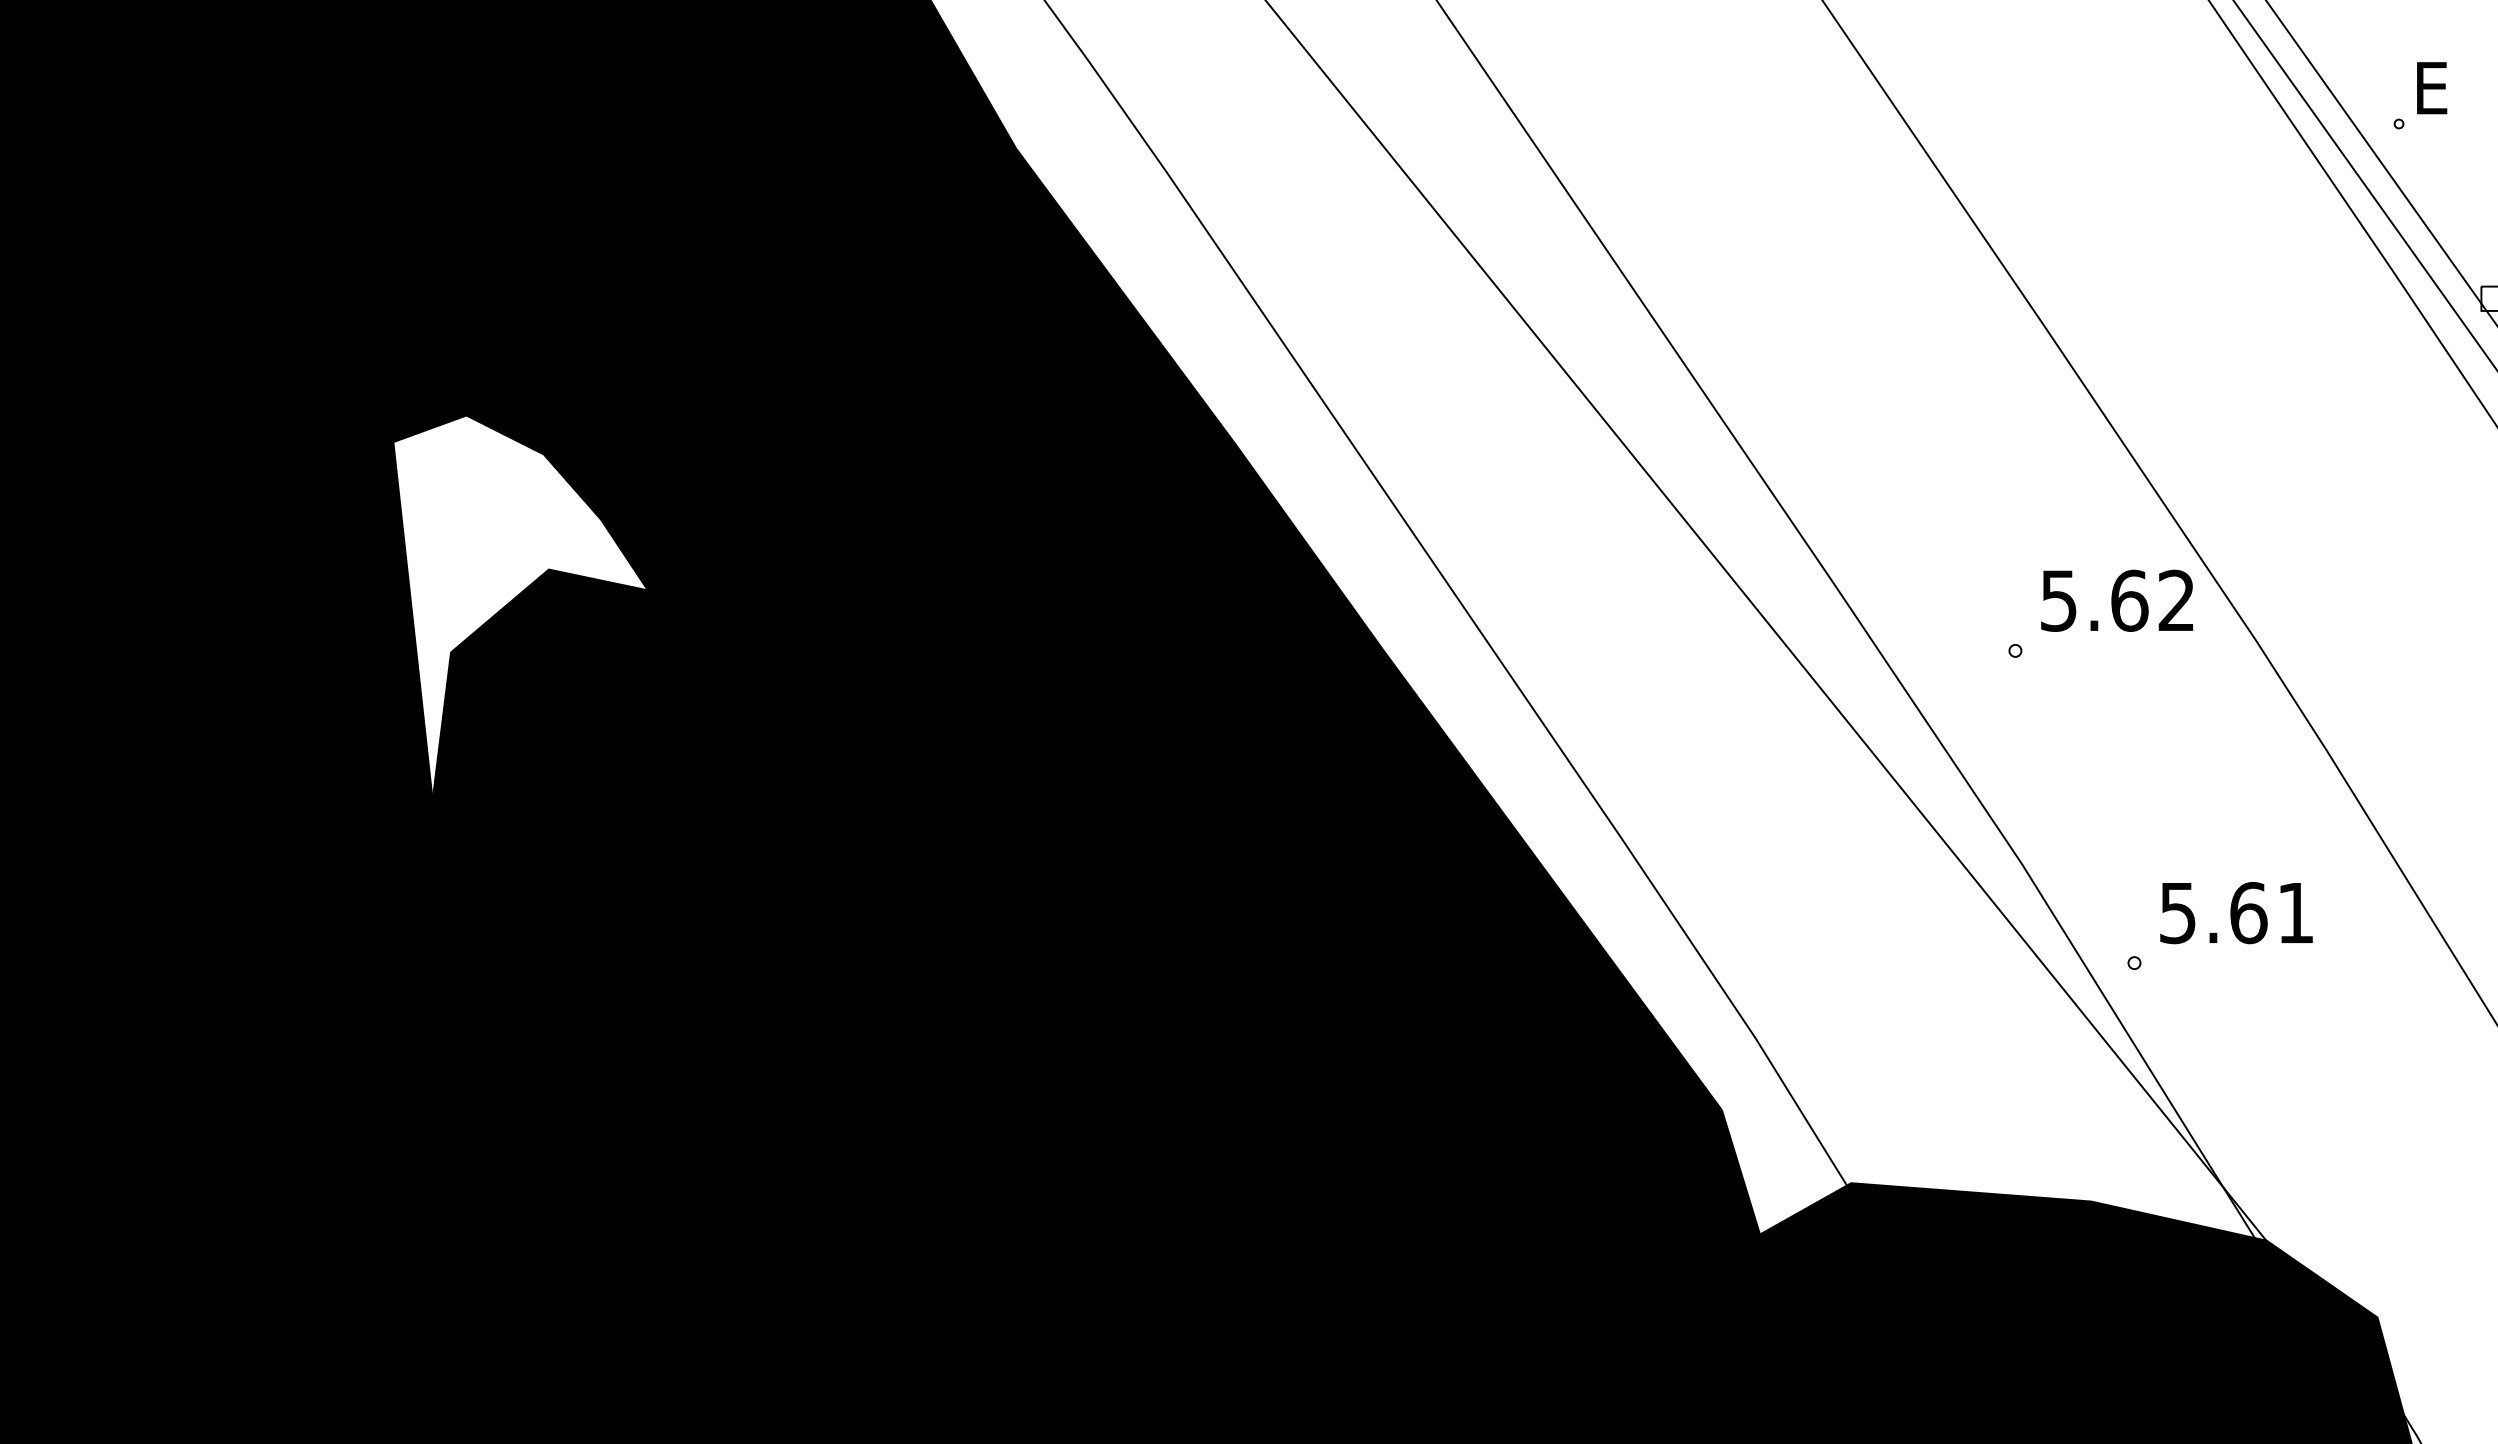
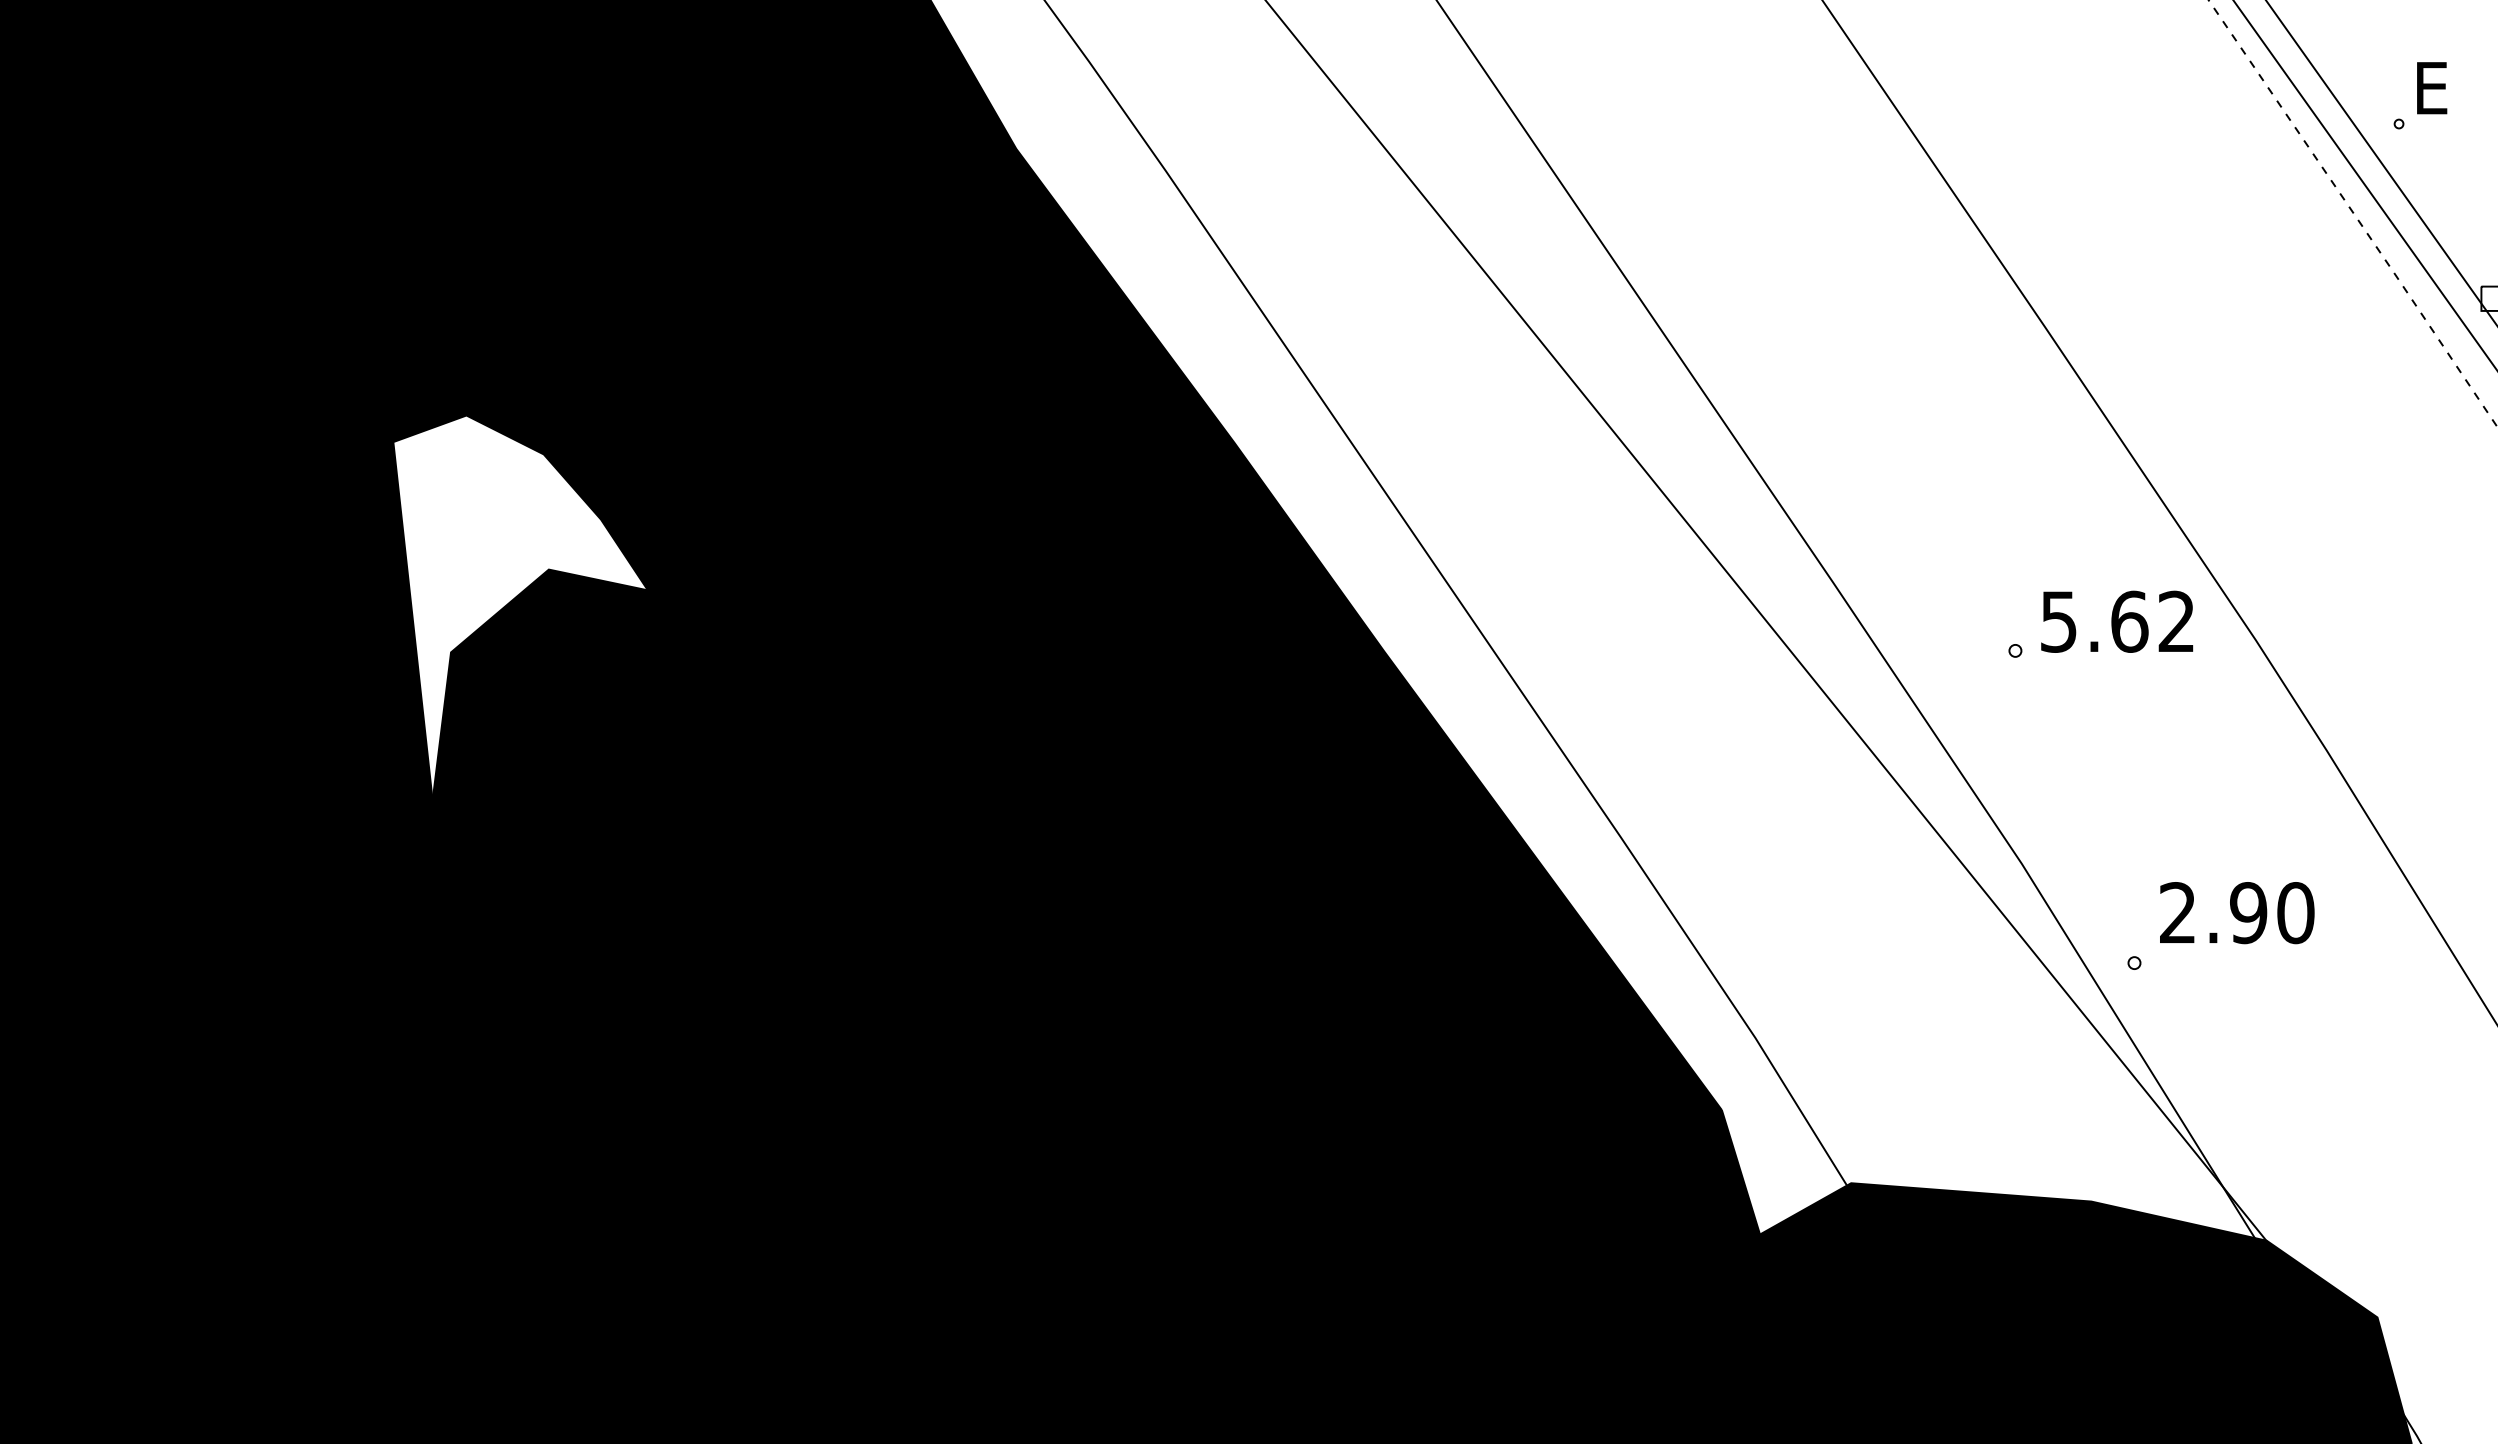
line: solid -> dashed (2354, 214)
text position: (2117, 600) -> (2117, 621) (2117, 621)
text: 5.61 -> 2.90 (2237, 913)
